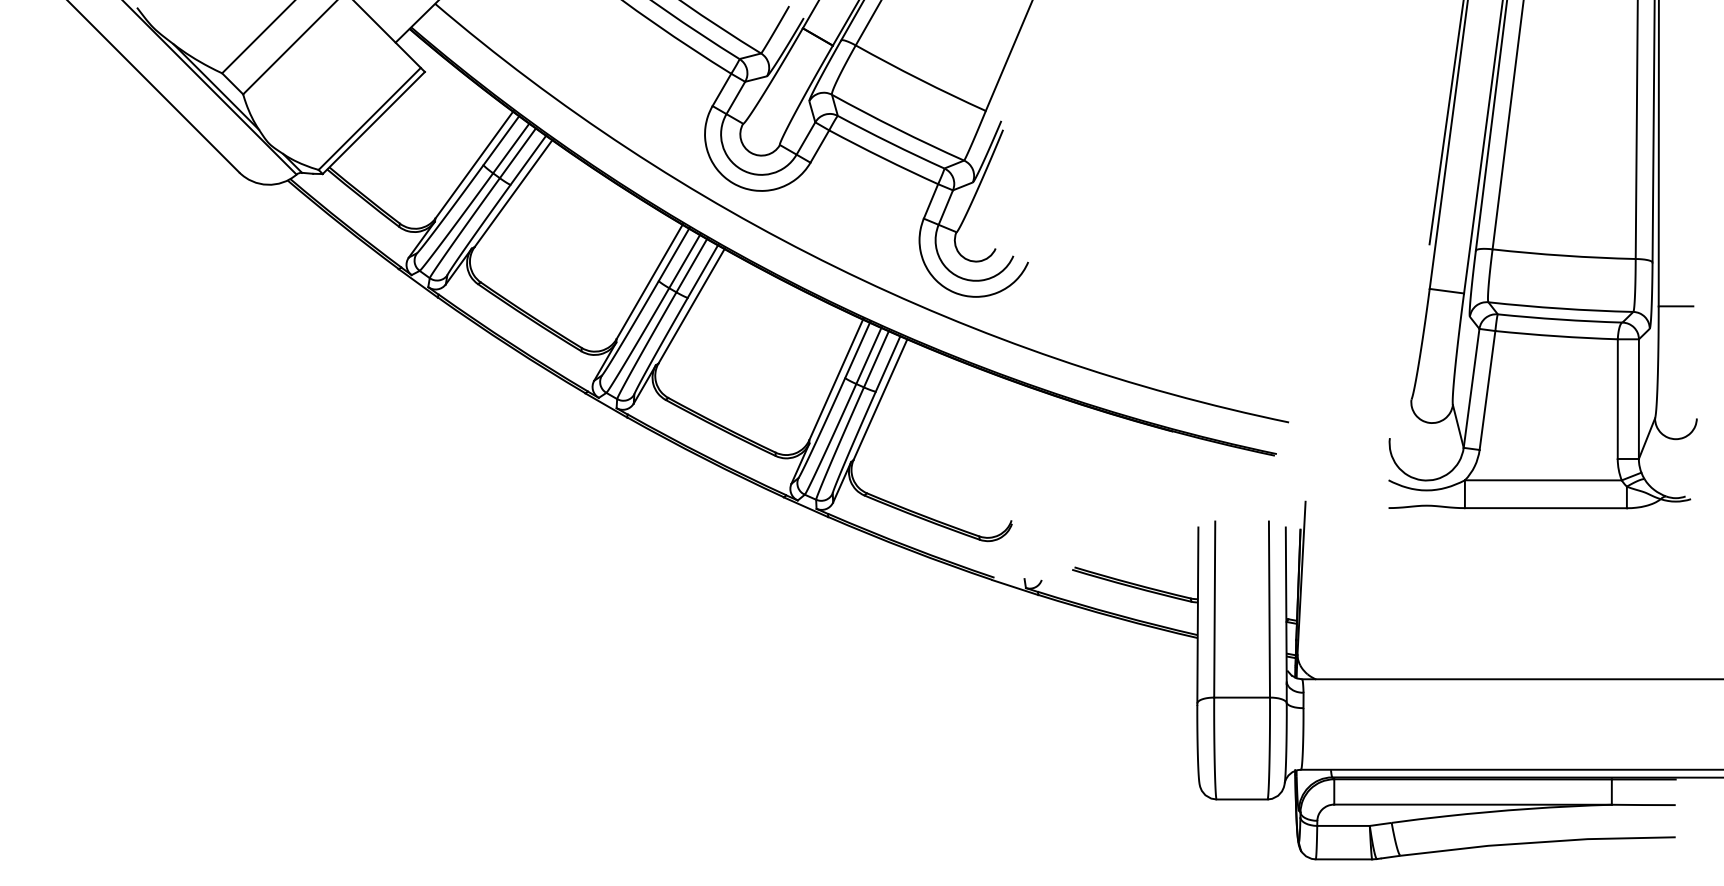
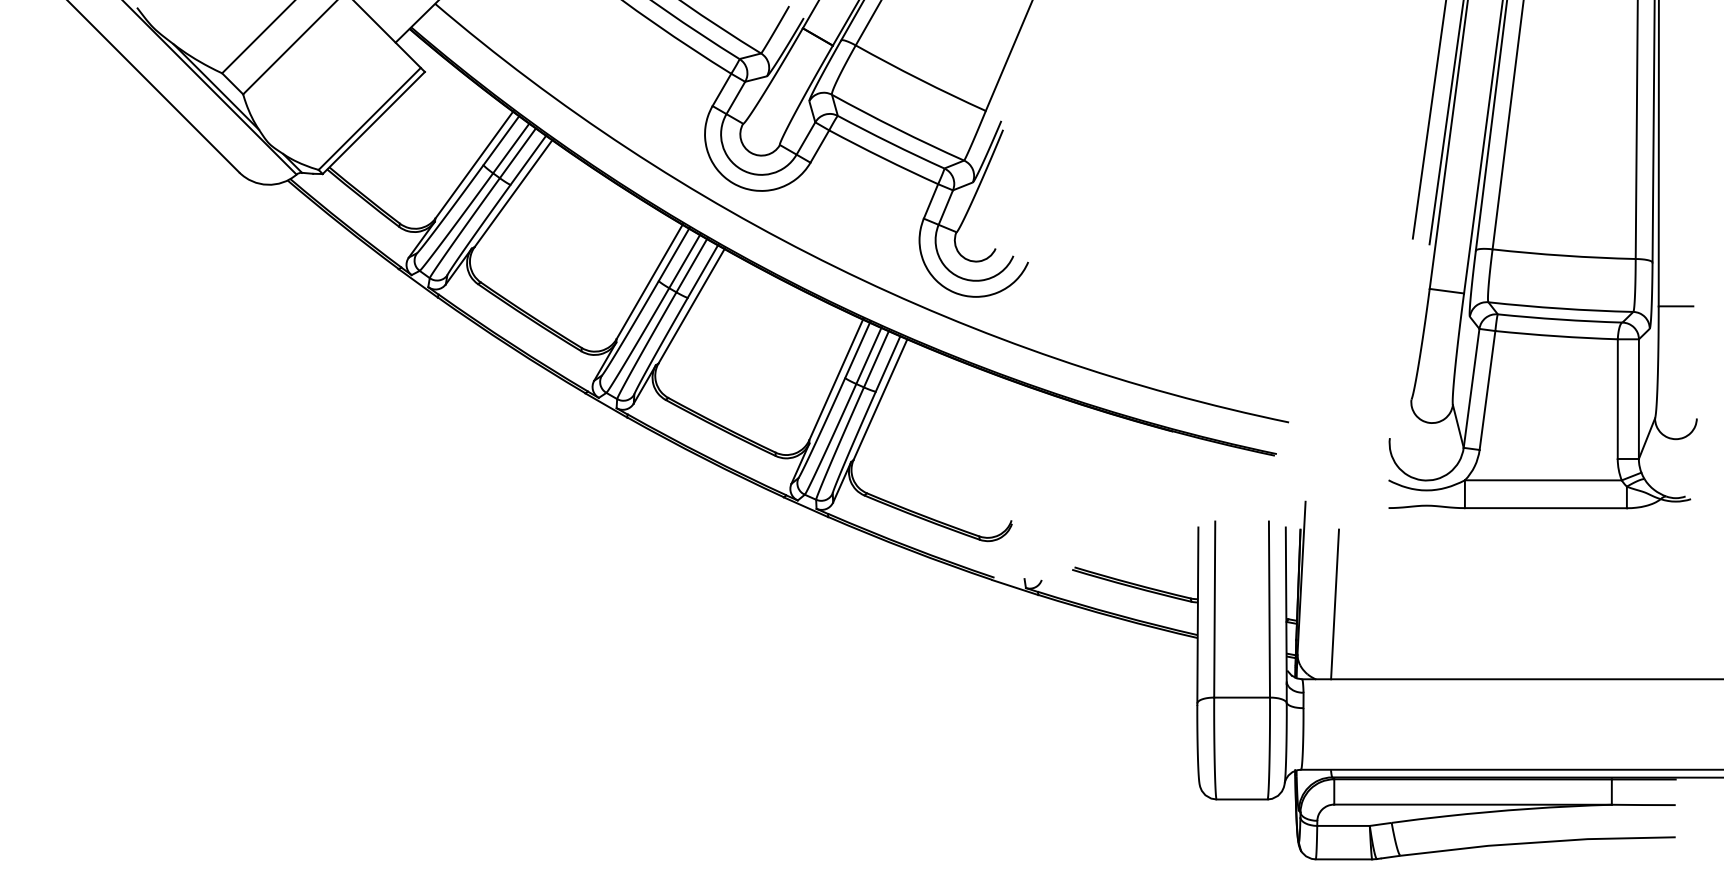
line: none -> present (1428, 120)
line: none -> present (1335, 604)
